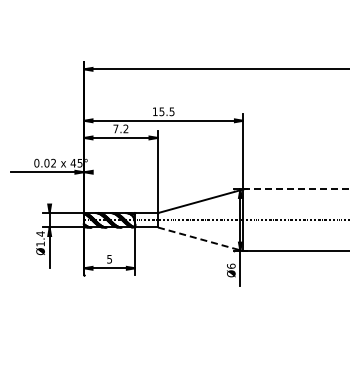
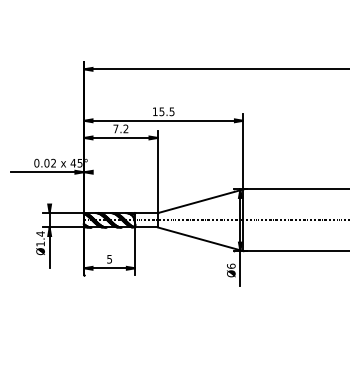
line: dashed -> solid (296, 189)
line: dashed -> solid (201, 239)
